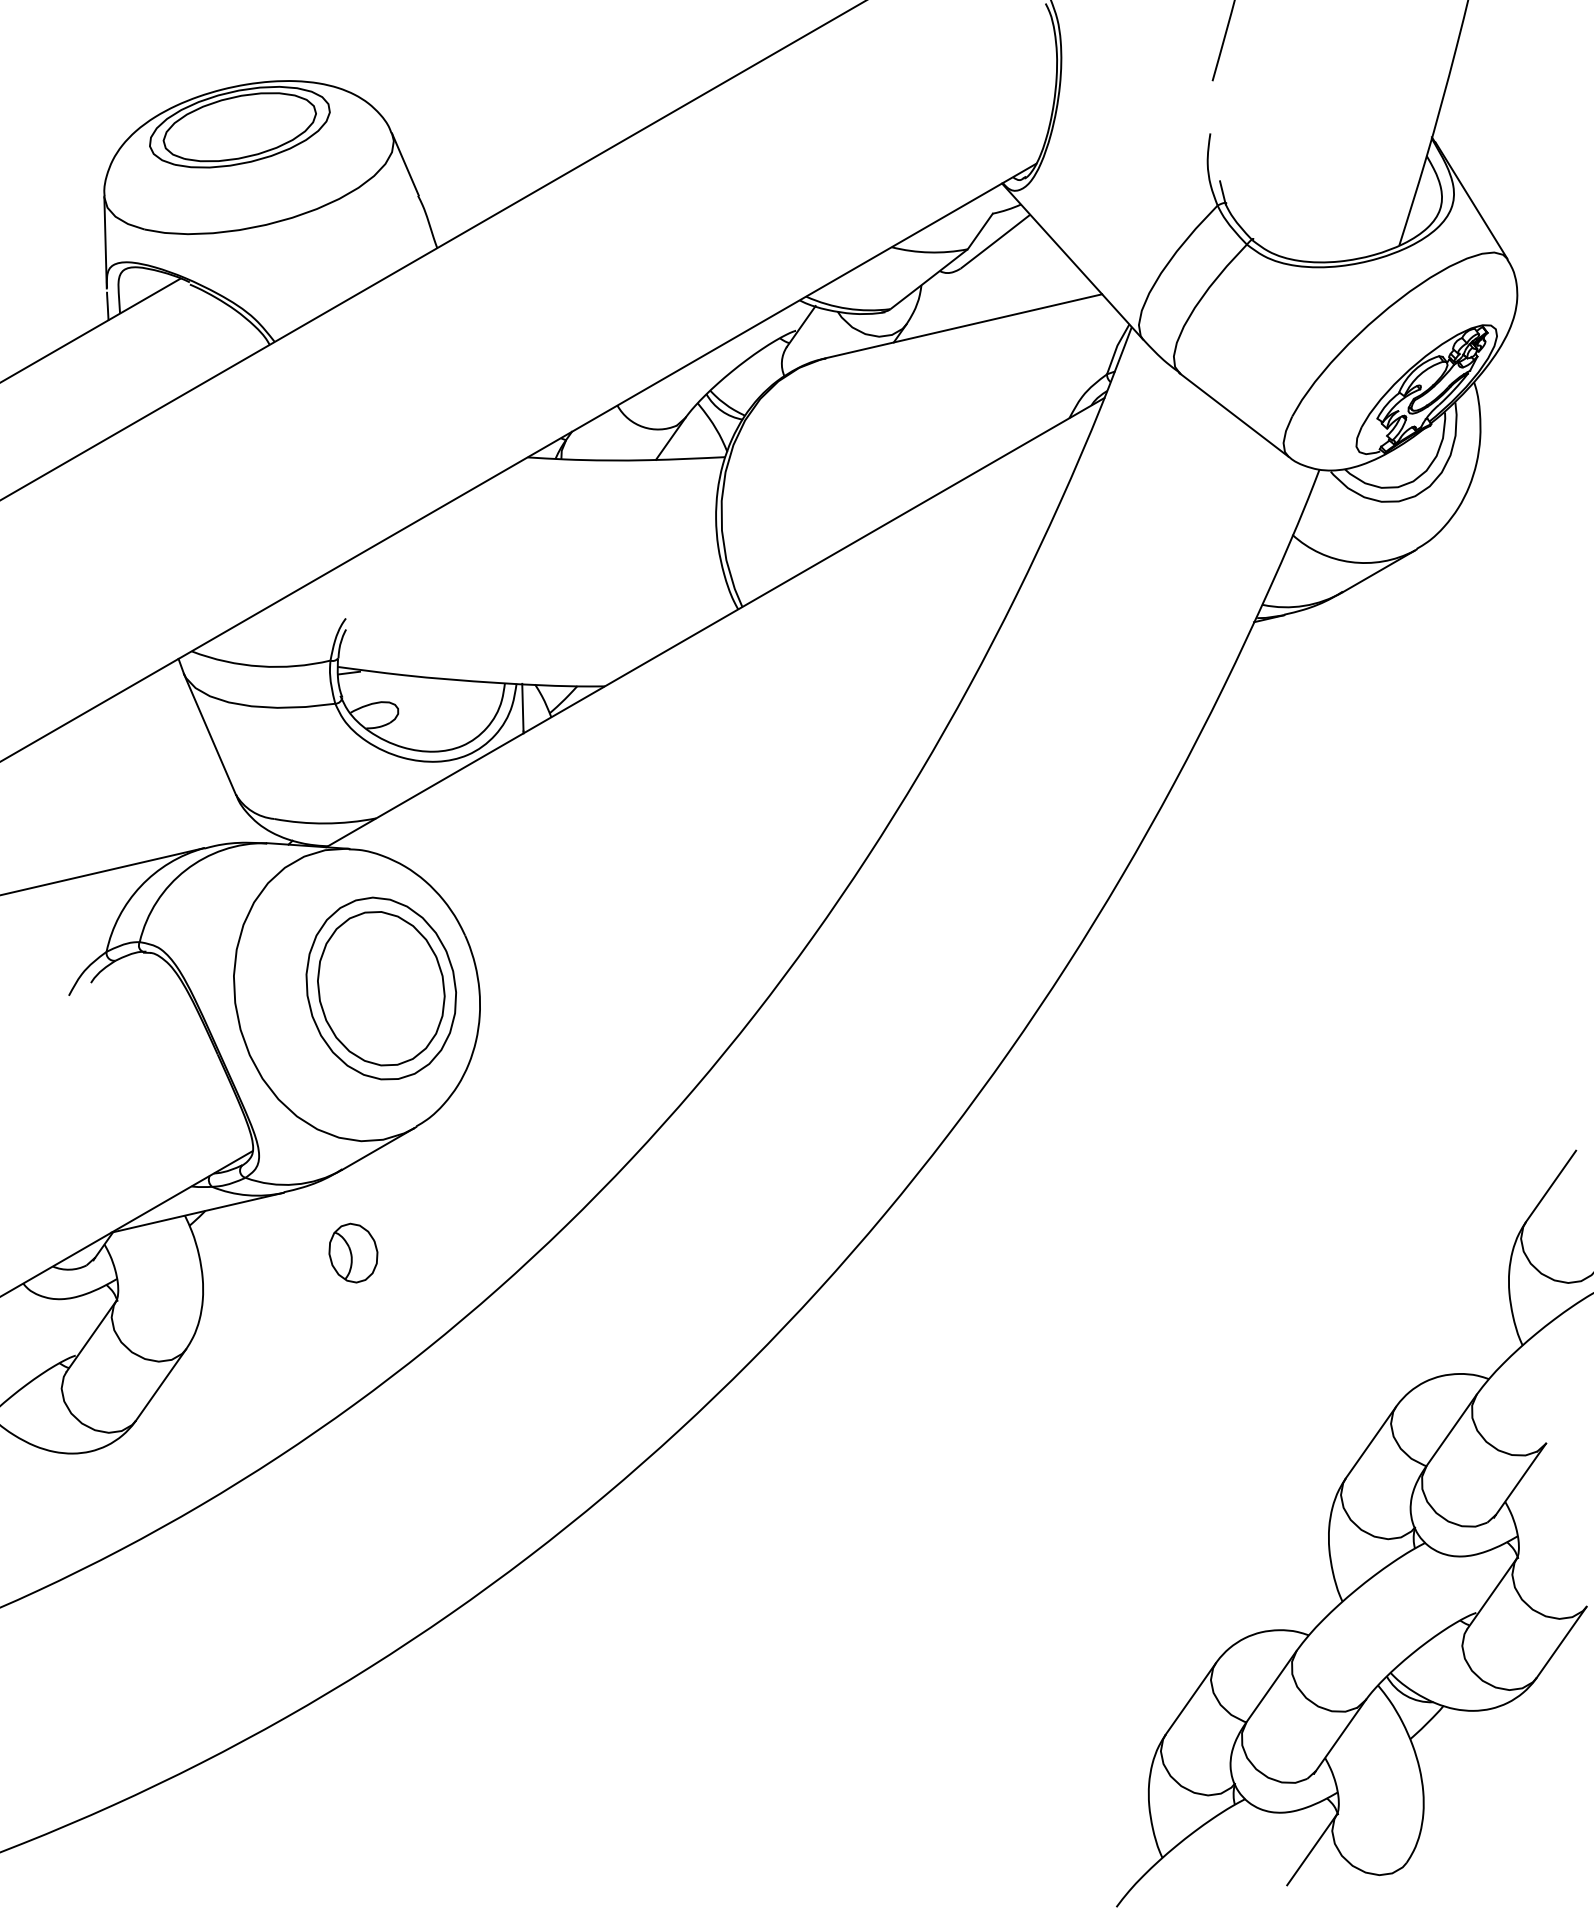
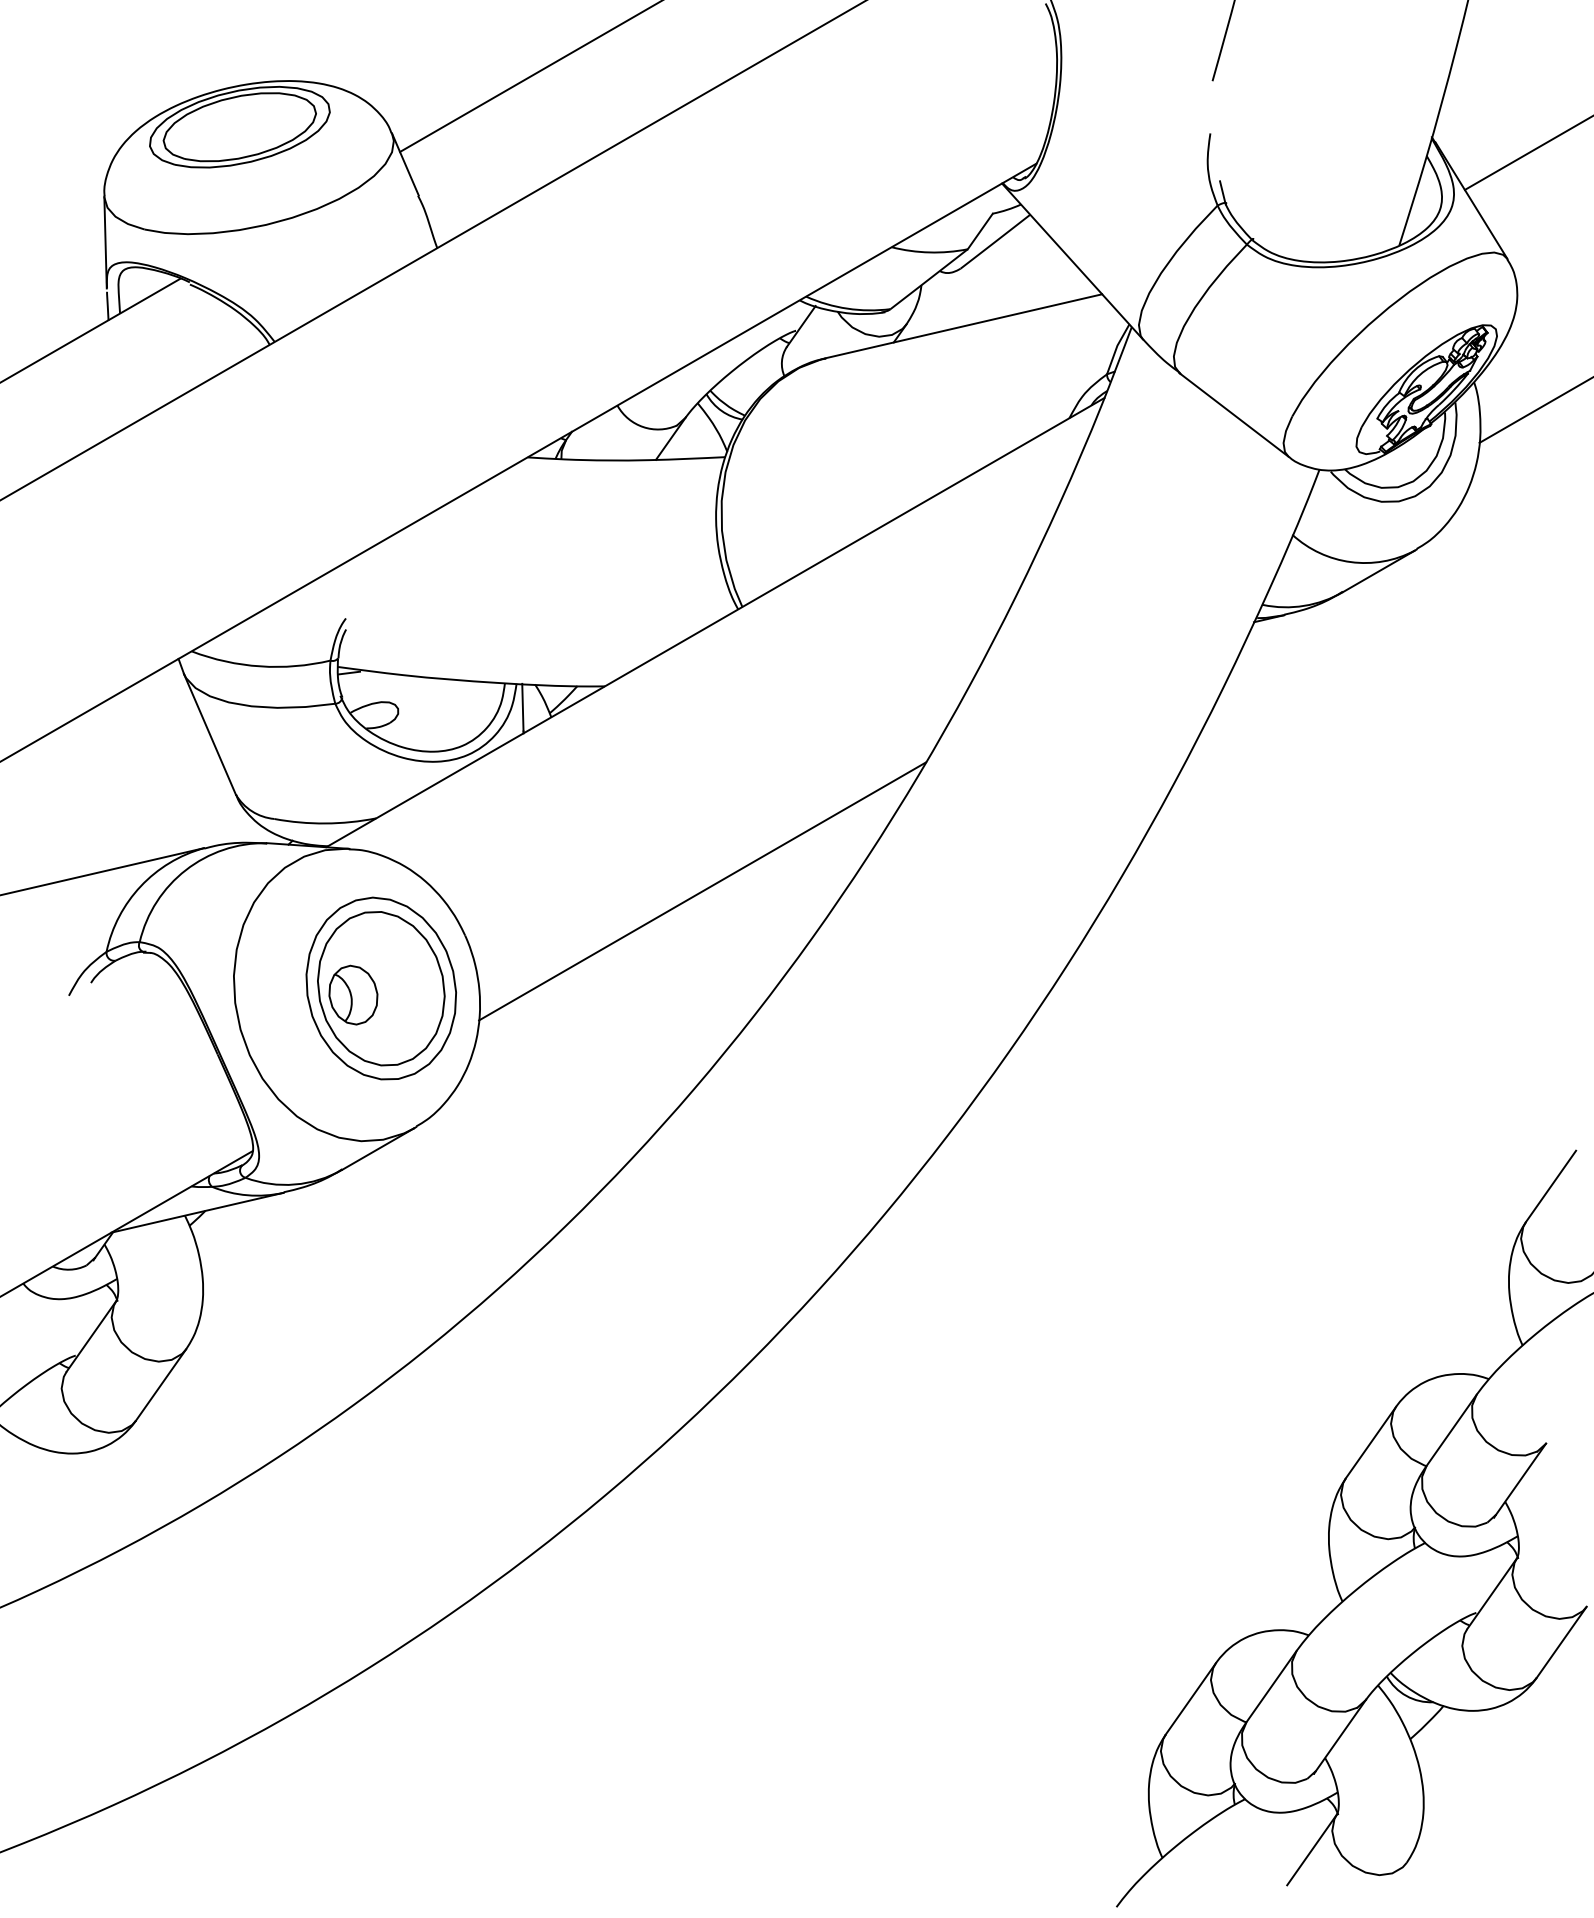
line: none -> present (529, 76)
line: none -> present (1527, 153)
line: none -> present (1534, 410)
line: none -> present (702, 891)
part position: (353, 1252) -> (353, 994) (353, 994)
